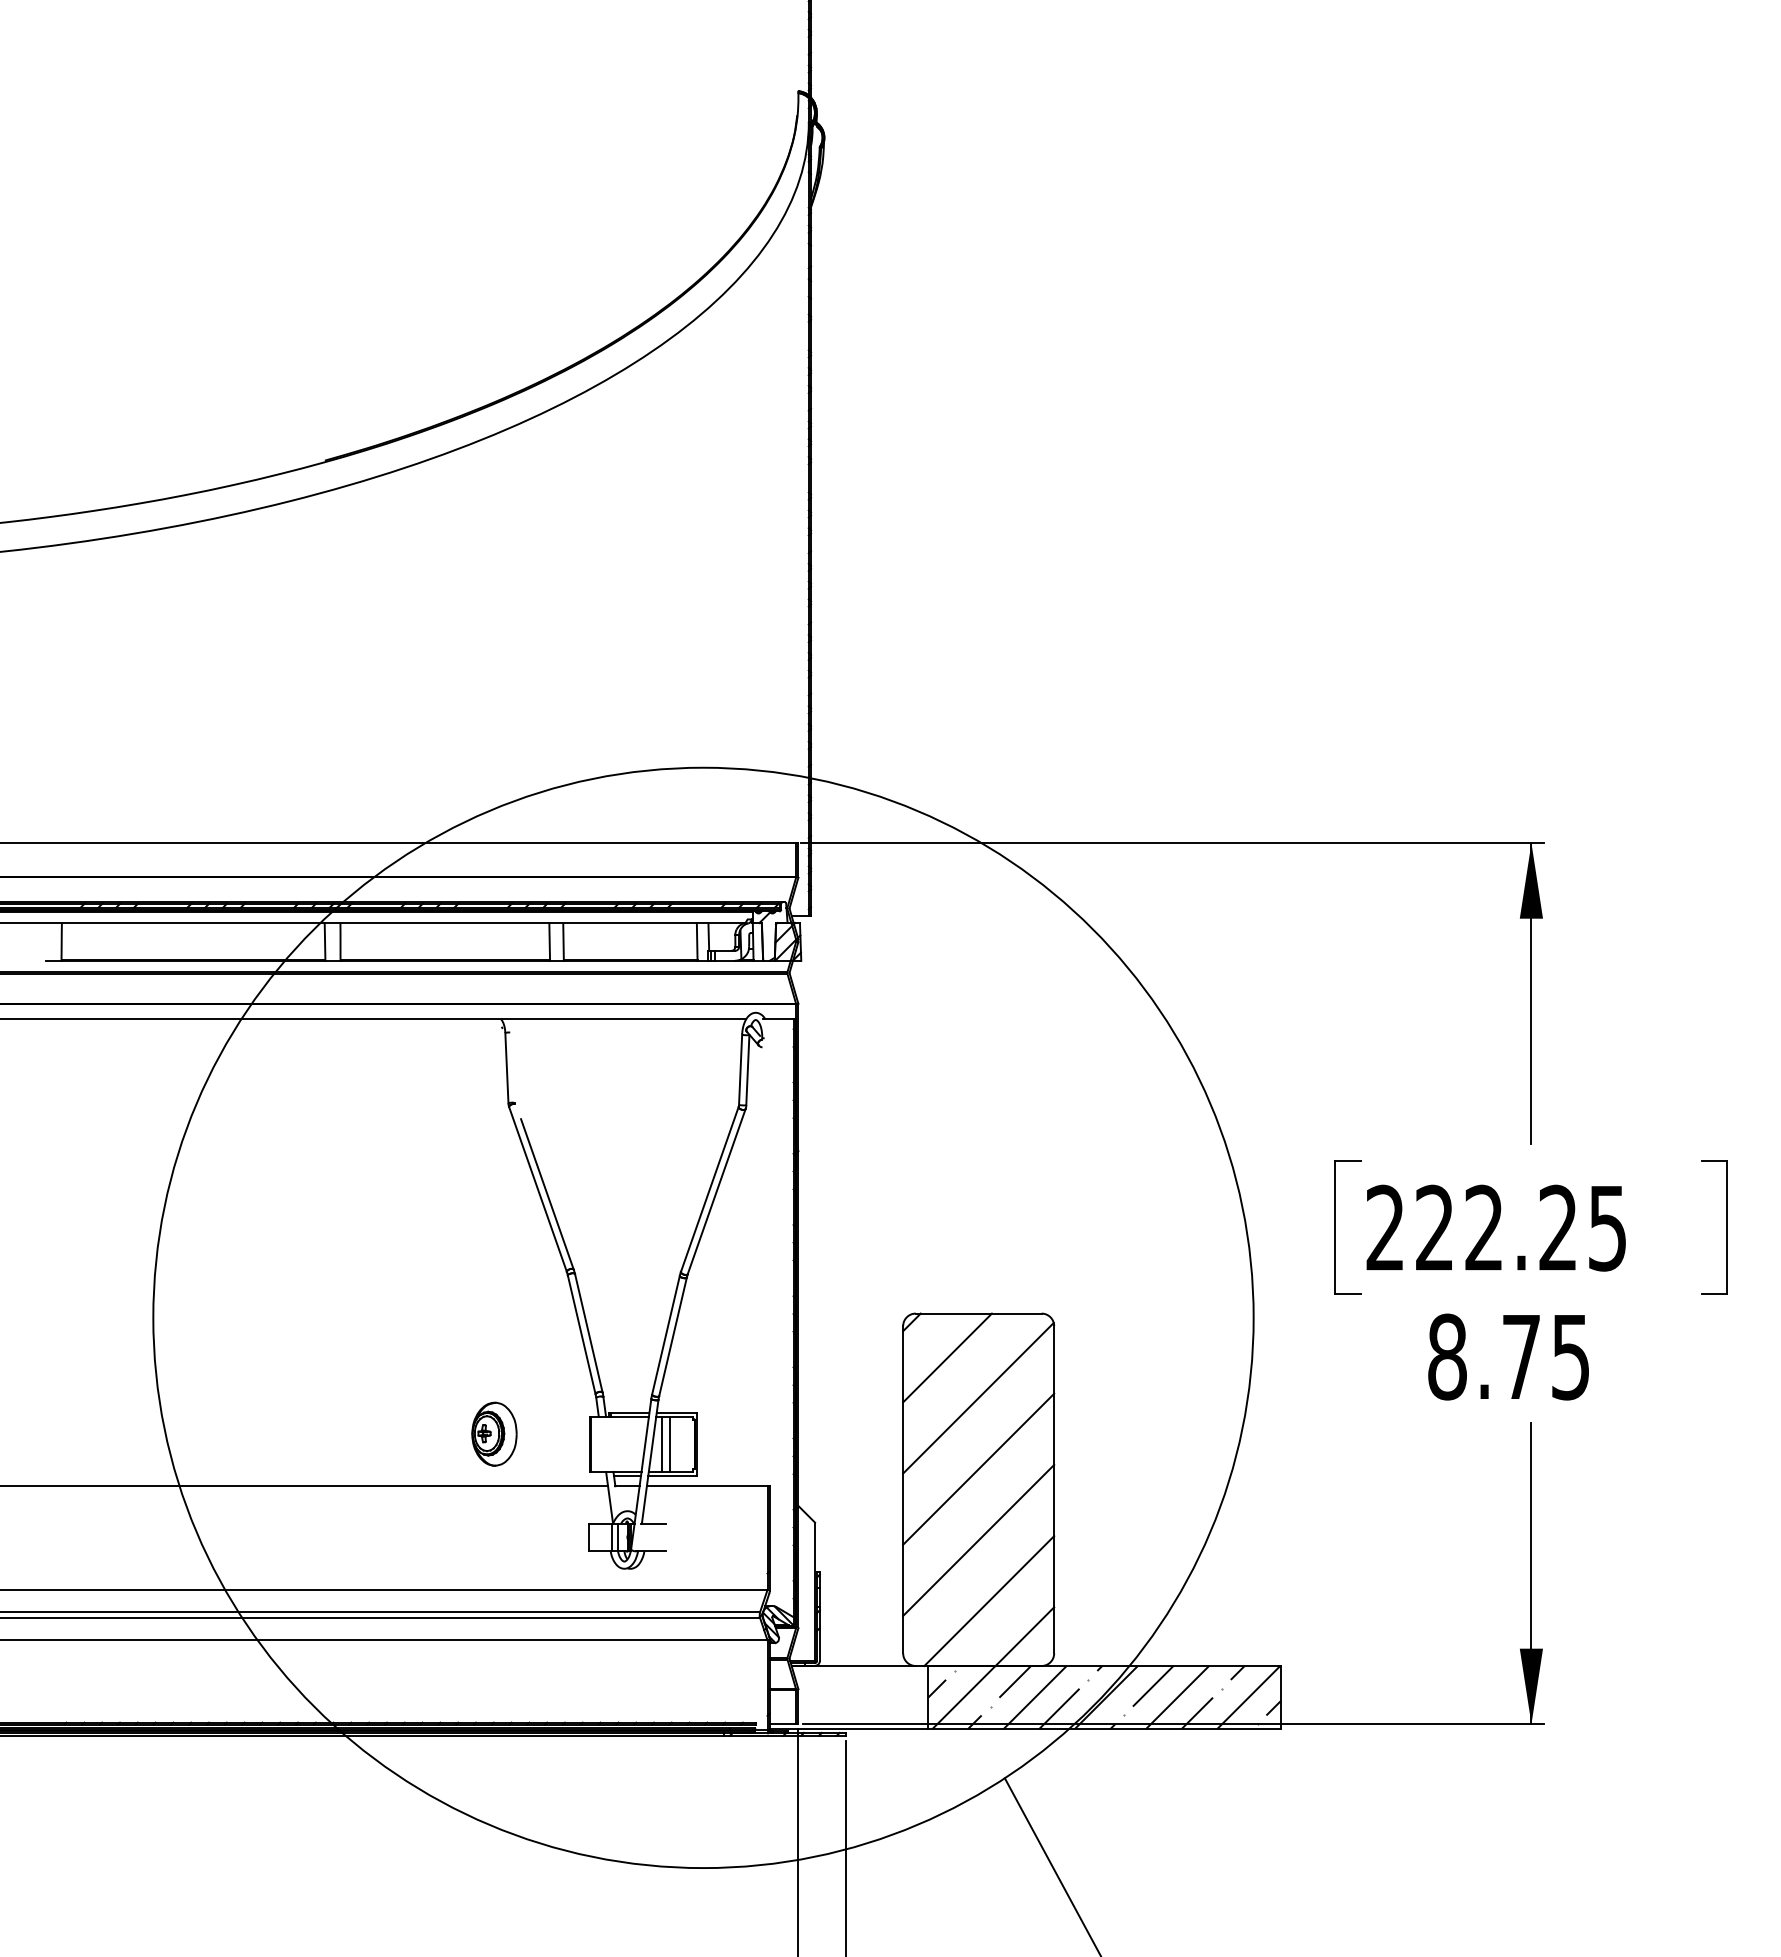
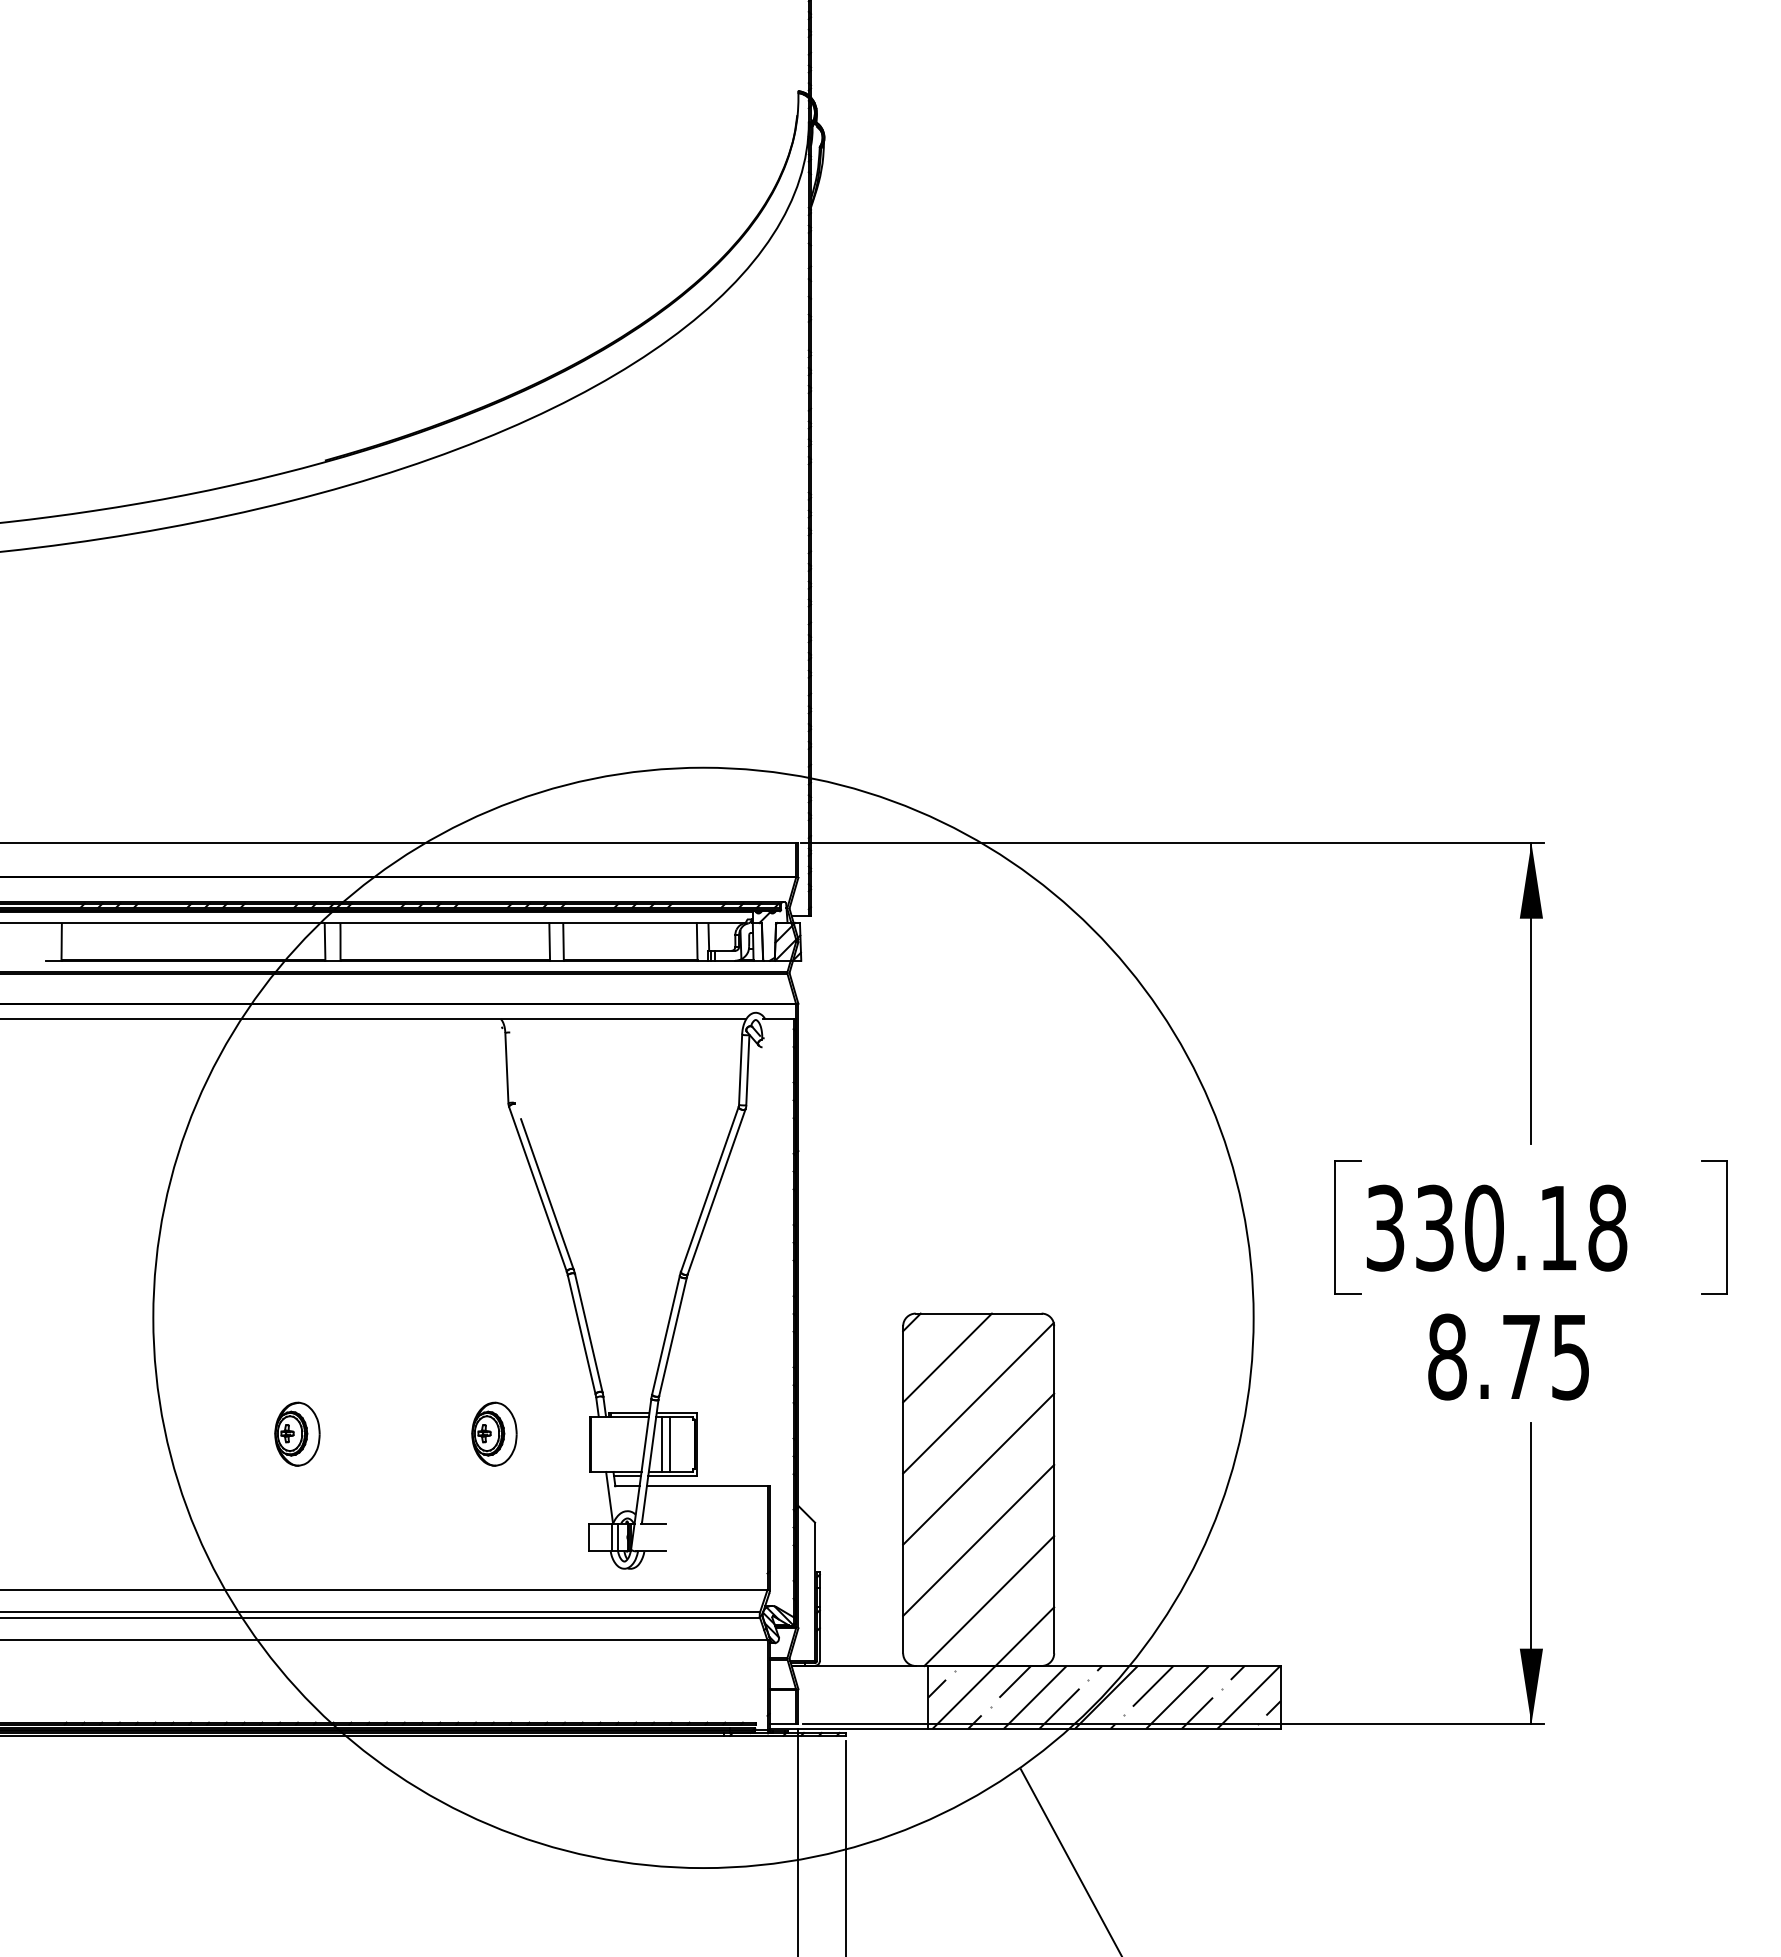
text: 222.25 -> 330.18 (1496, 1227)
part: none -> present (297, 1433)
line: present -> none (305, 1486)
line position: (1051, 1865) -> (1070, 1861) (1070, 1861)
